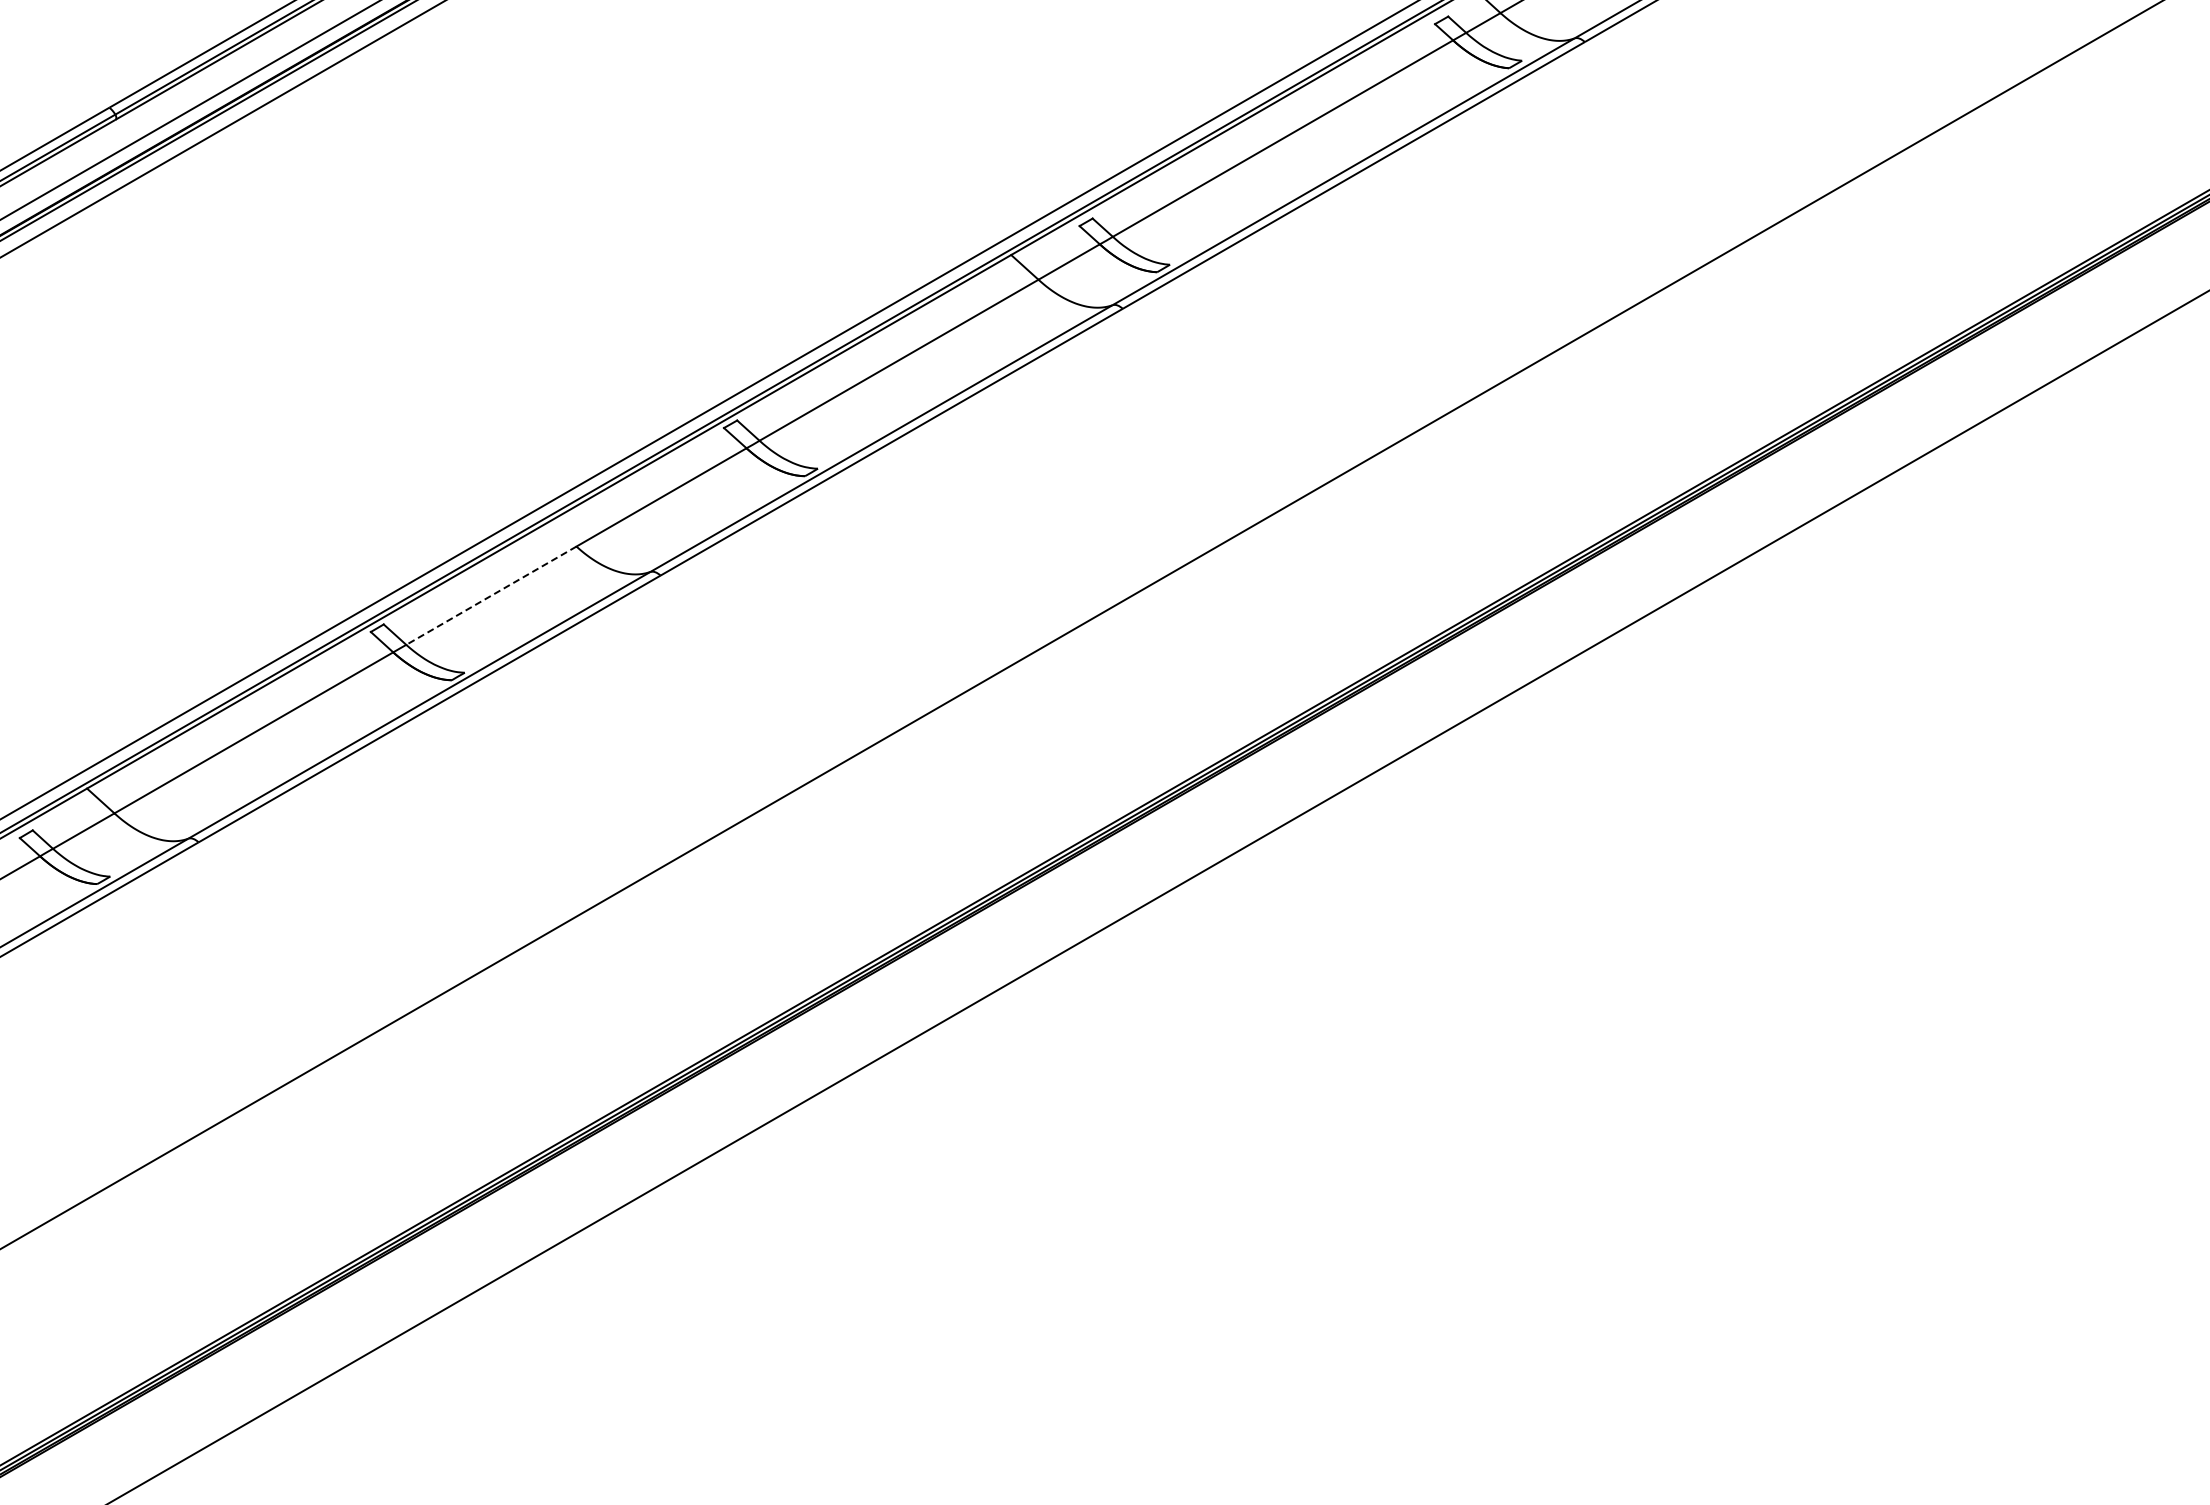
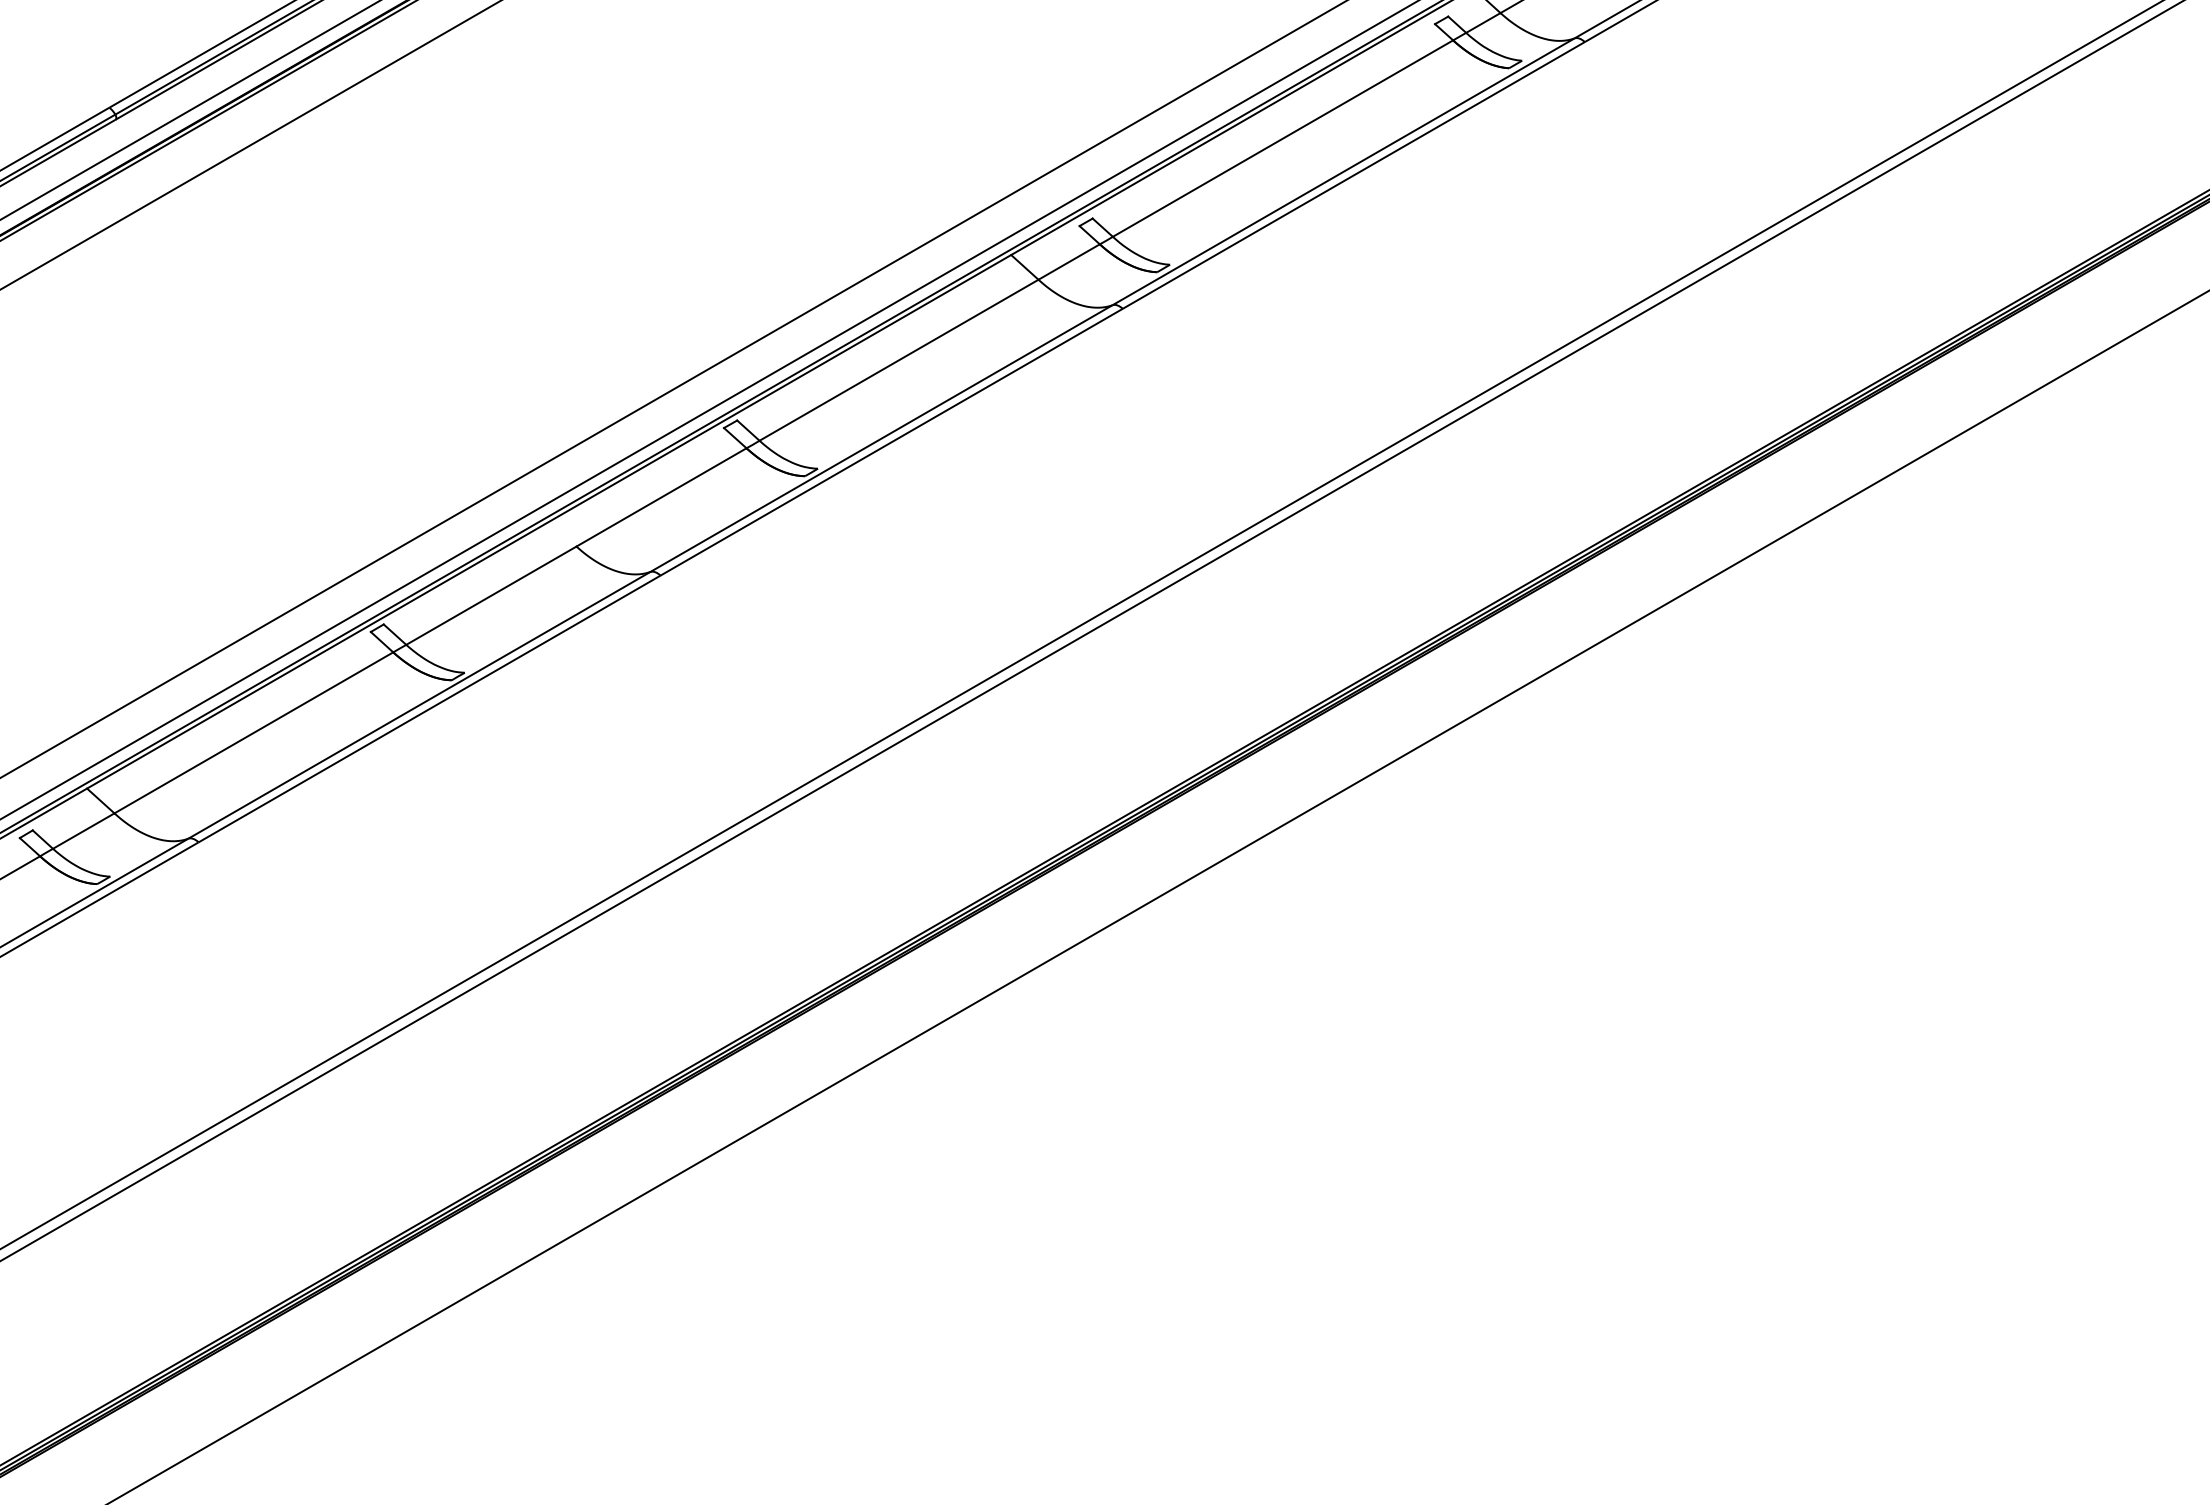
line position: (222, 129) -> (250, 145) (250, 145)
line: none -> present (672, 389)
line: dashed -> solid (490, 595)
line: none -> present (1091, 630)
